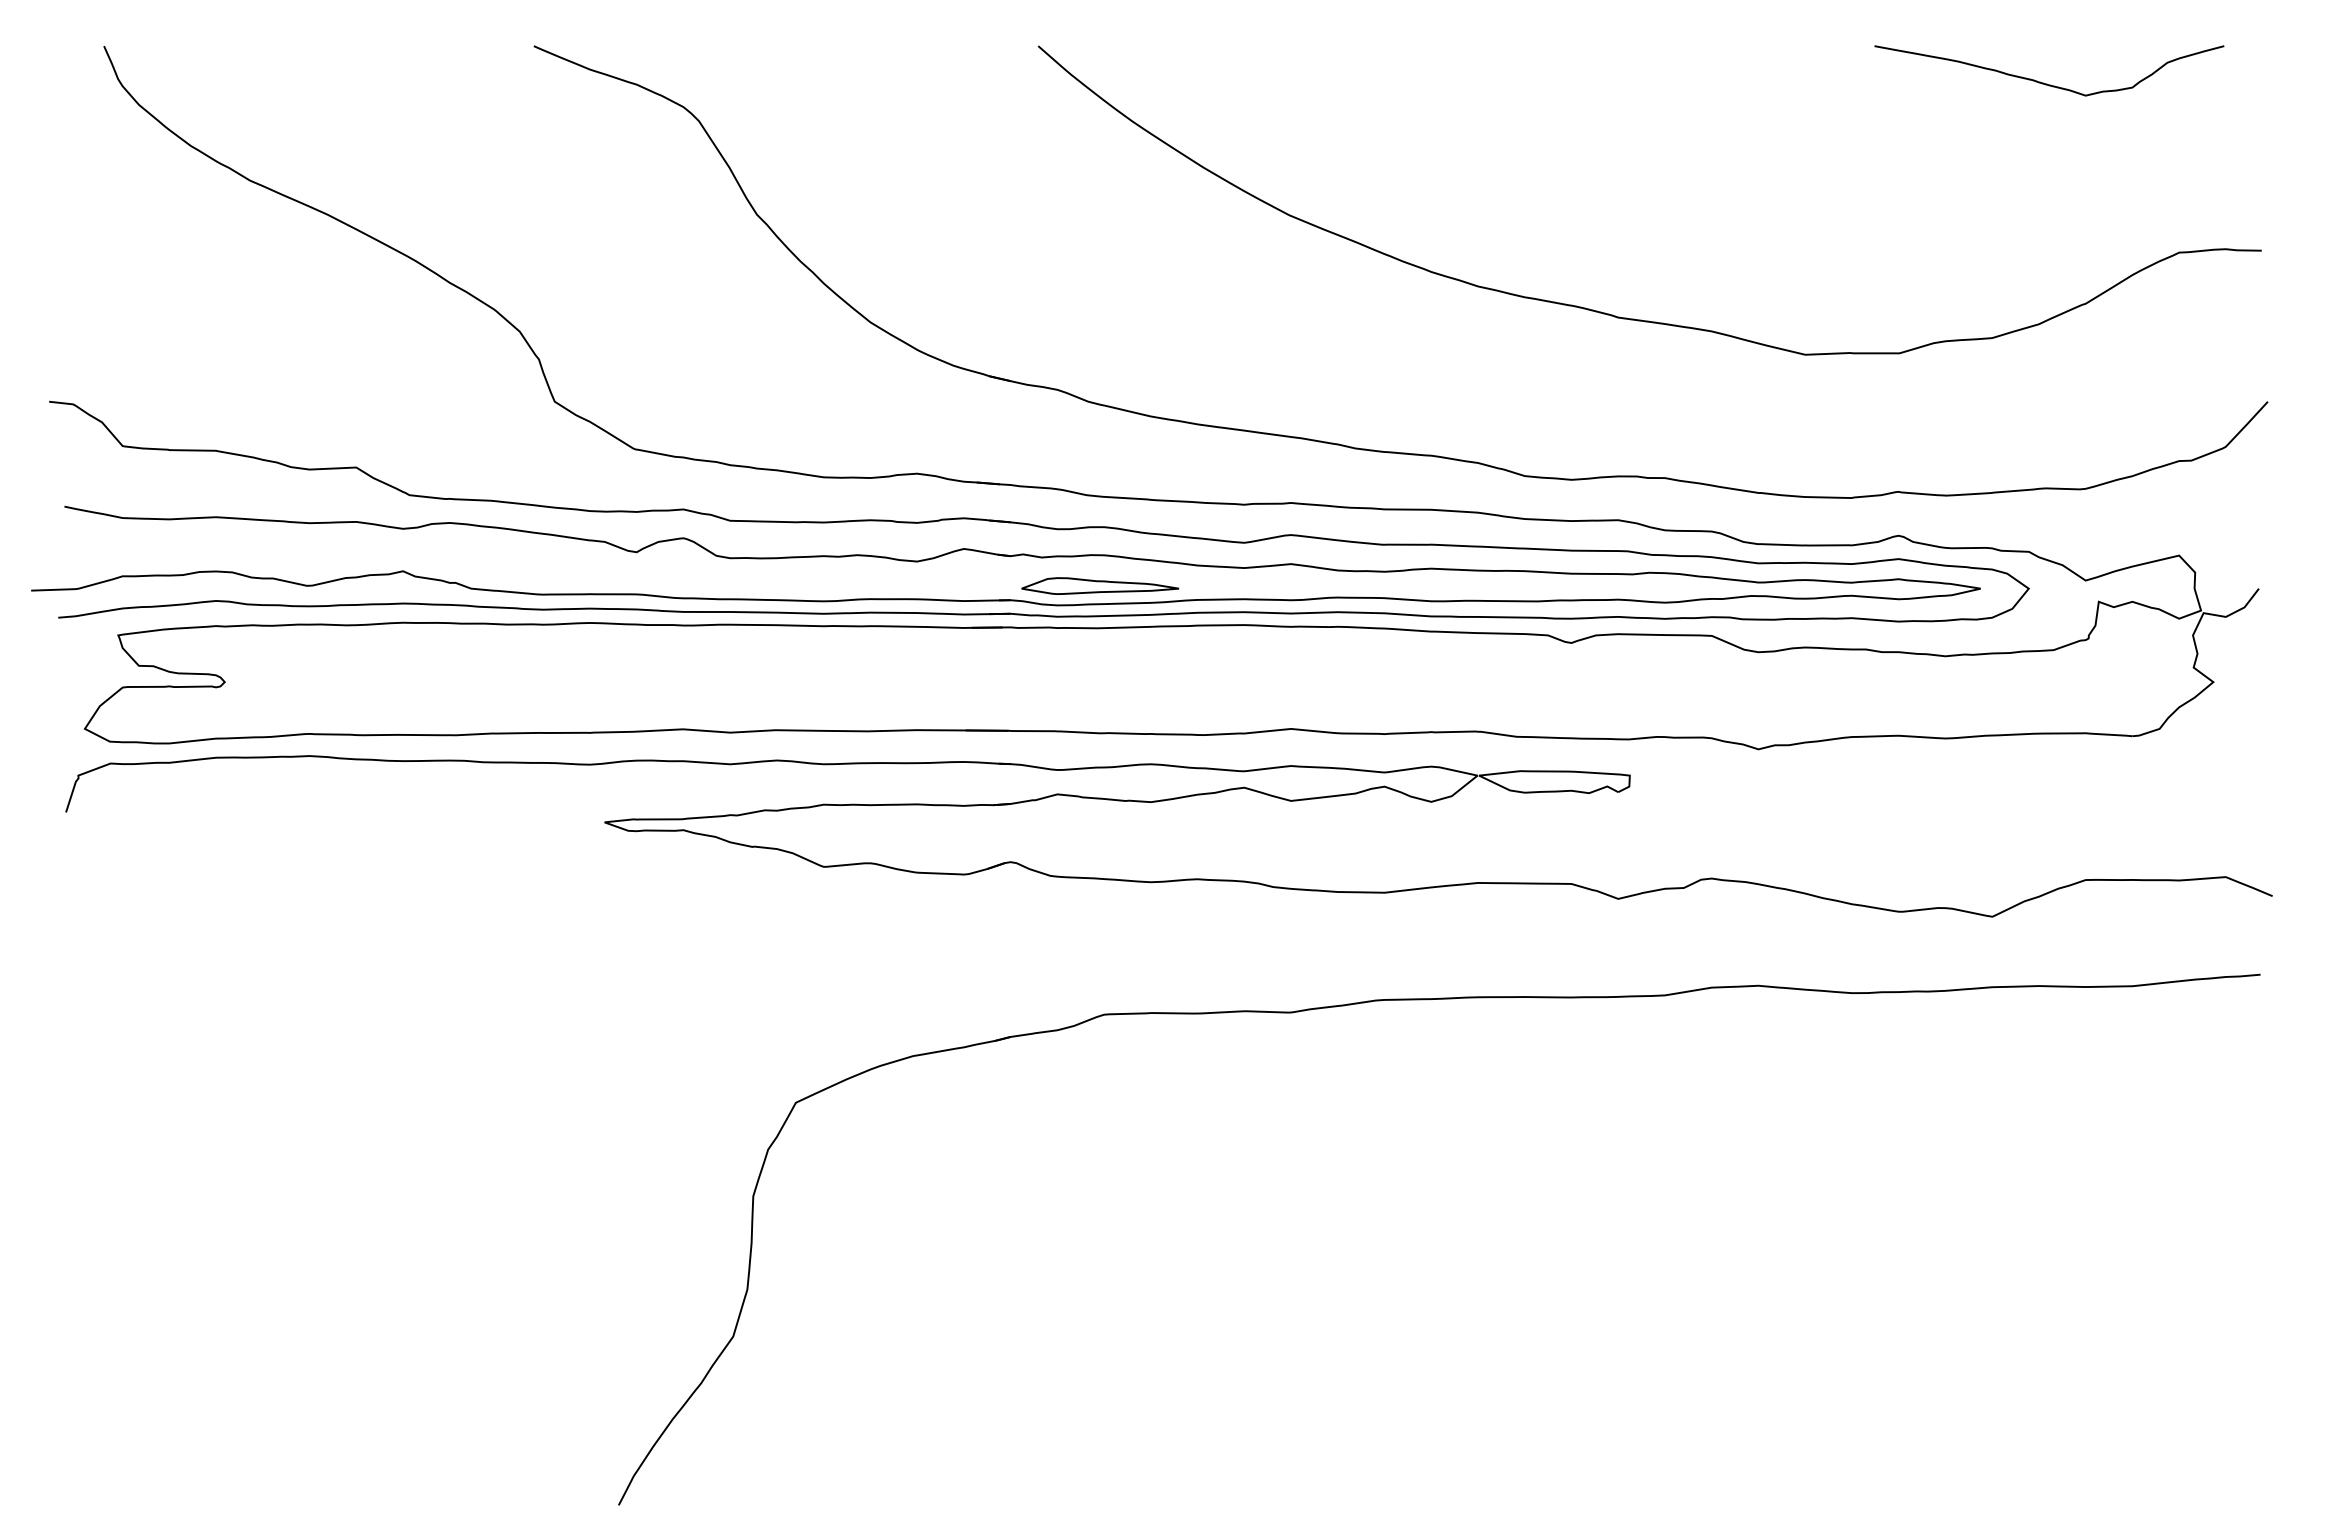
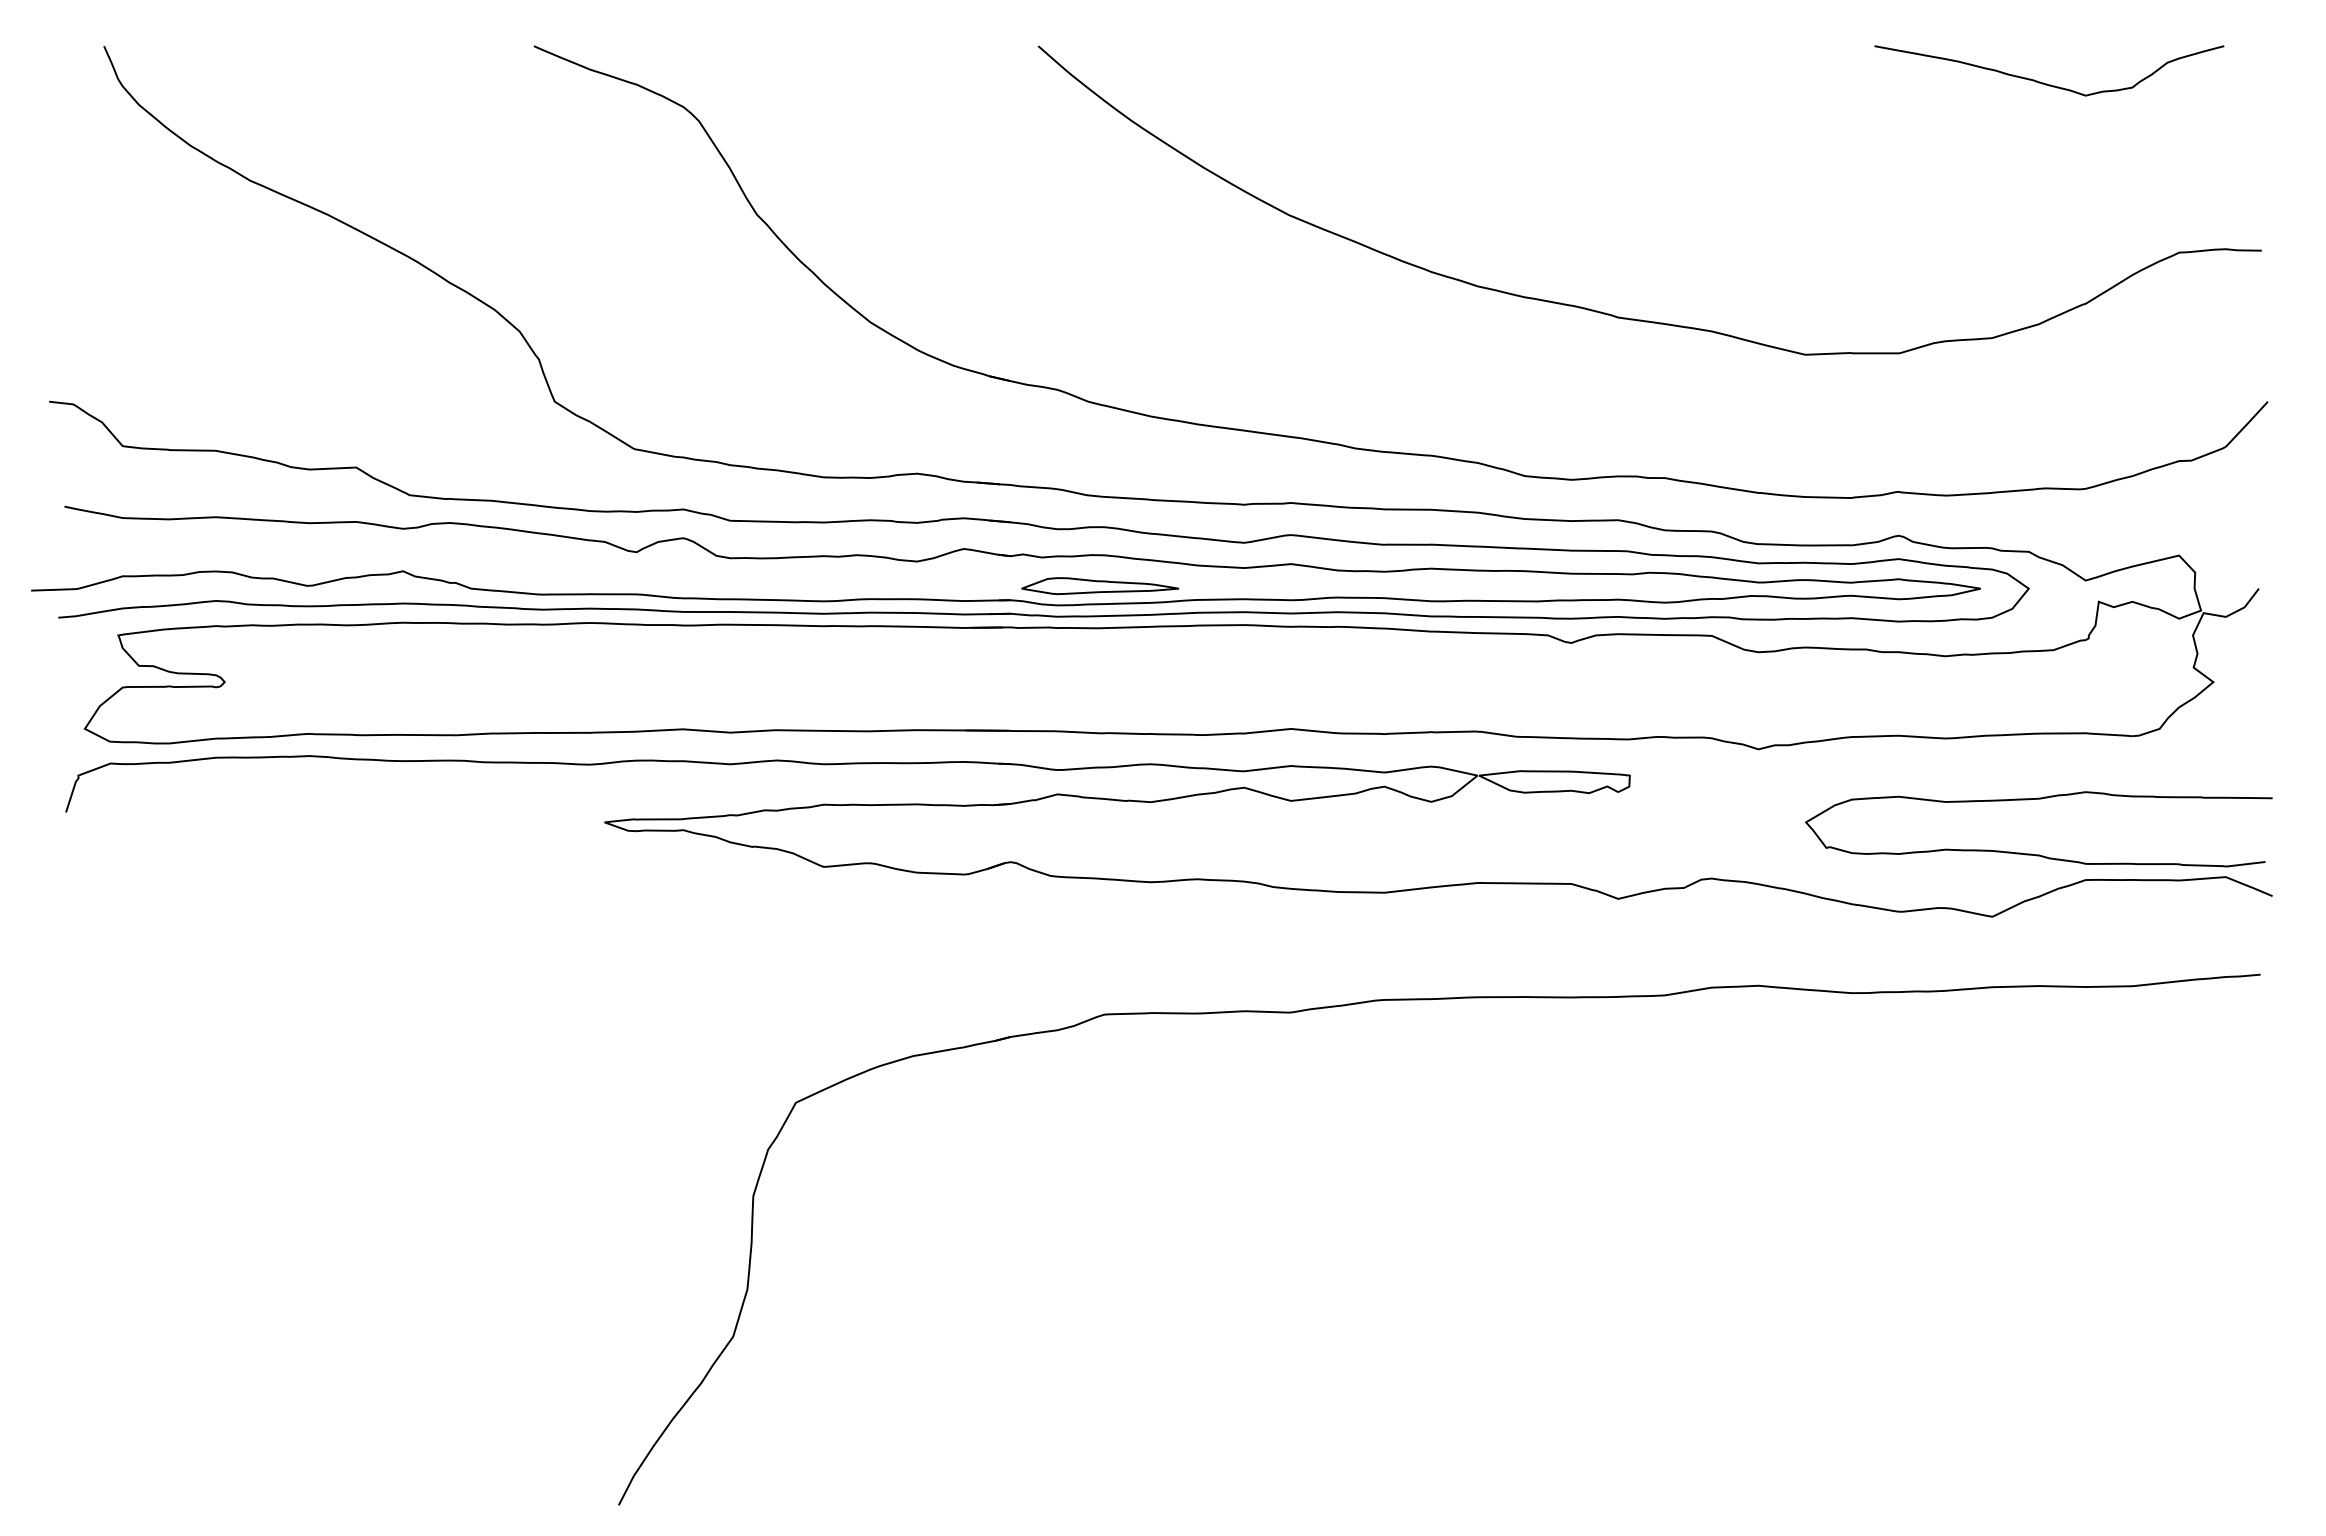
curve: none -> present (2031, 853)
